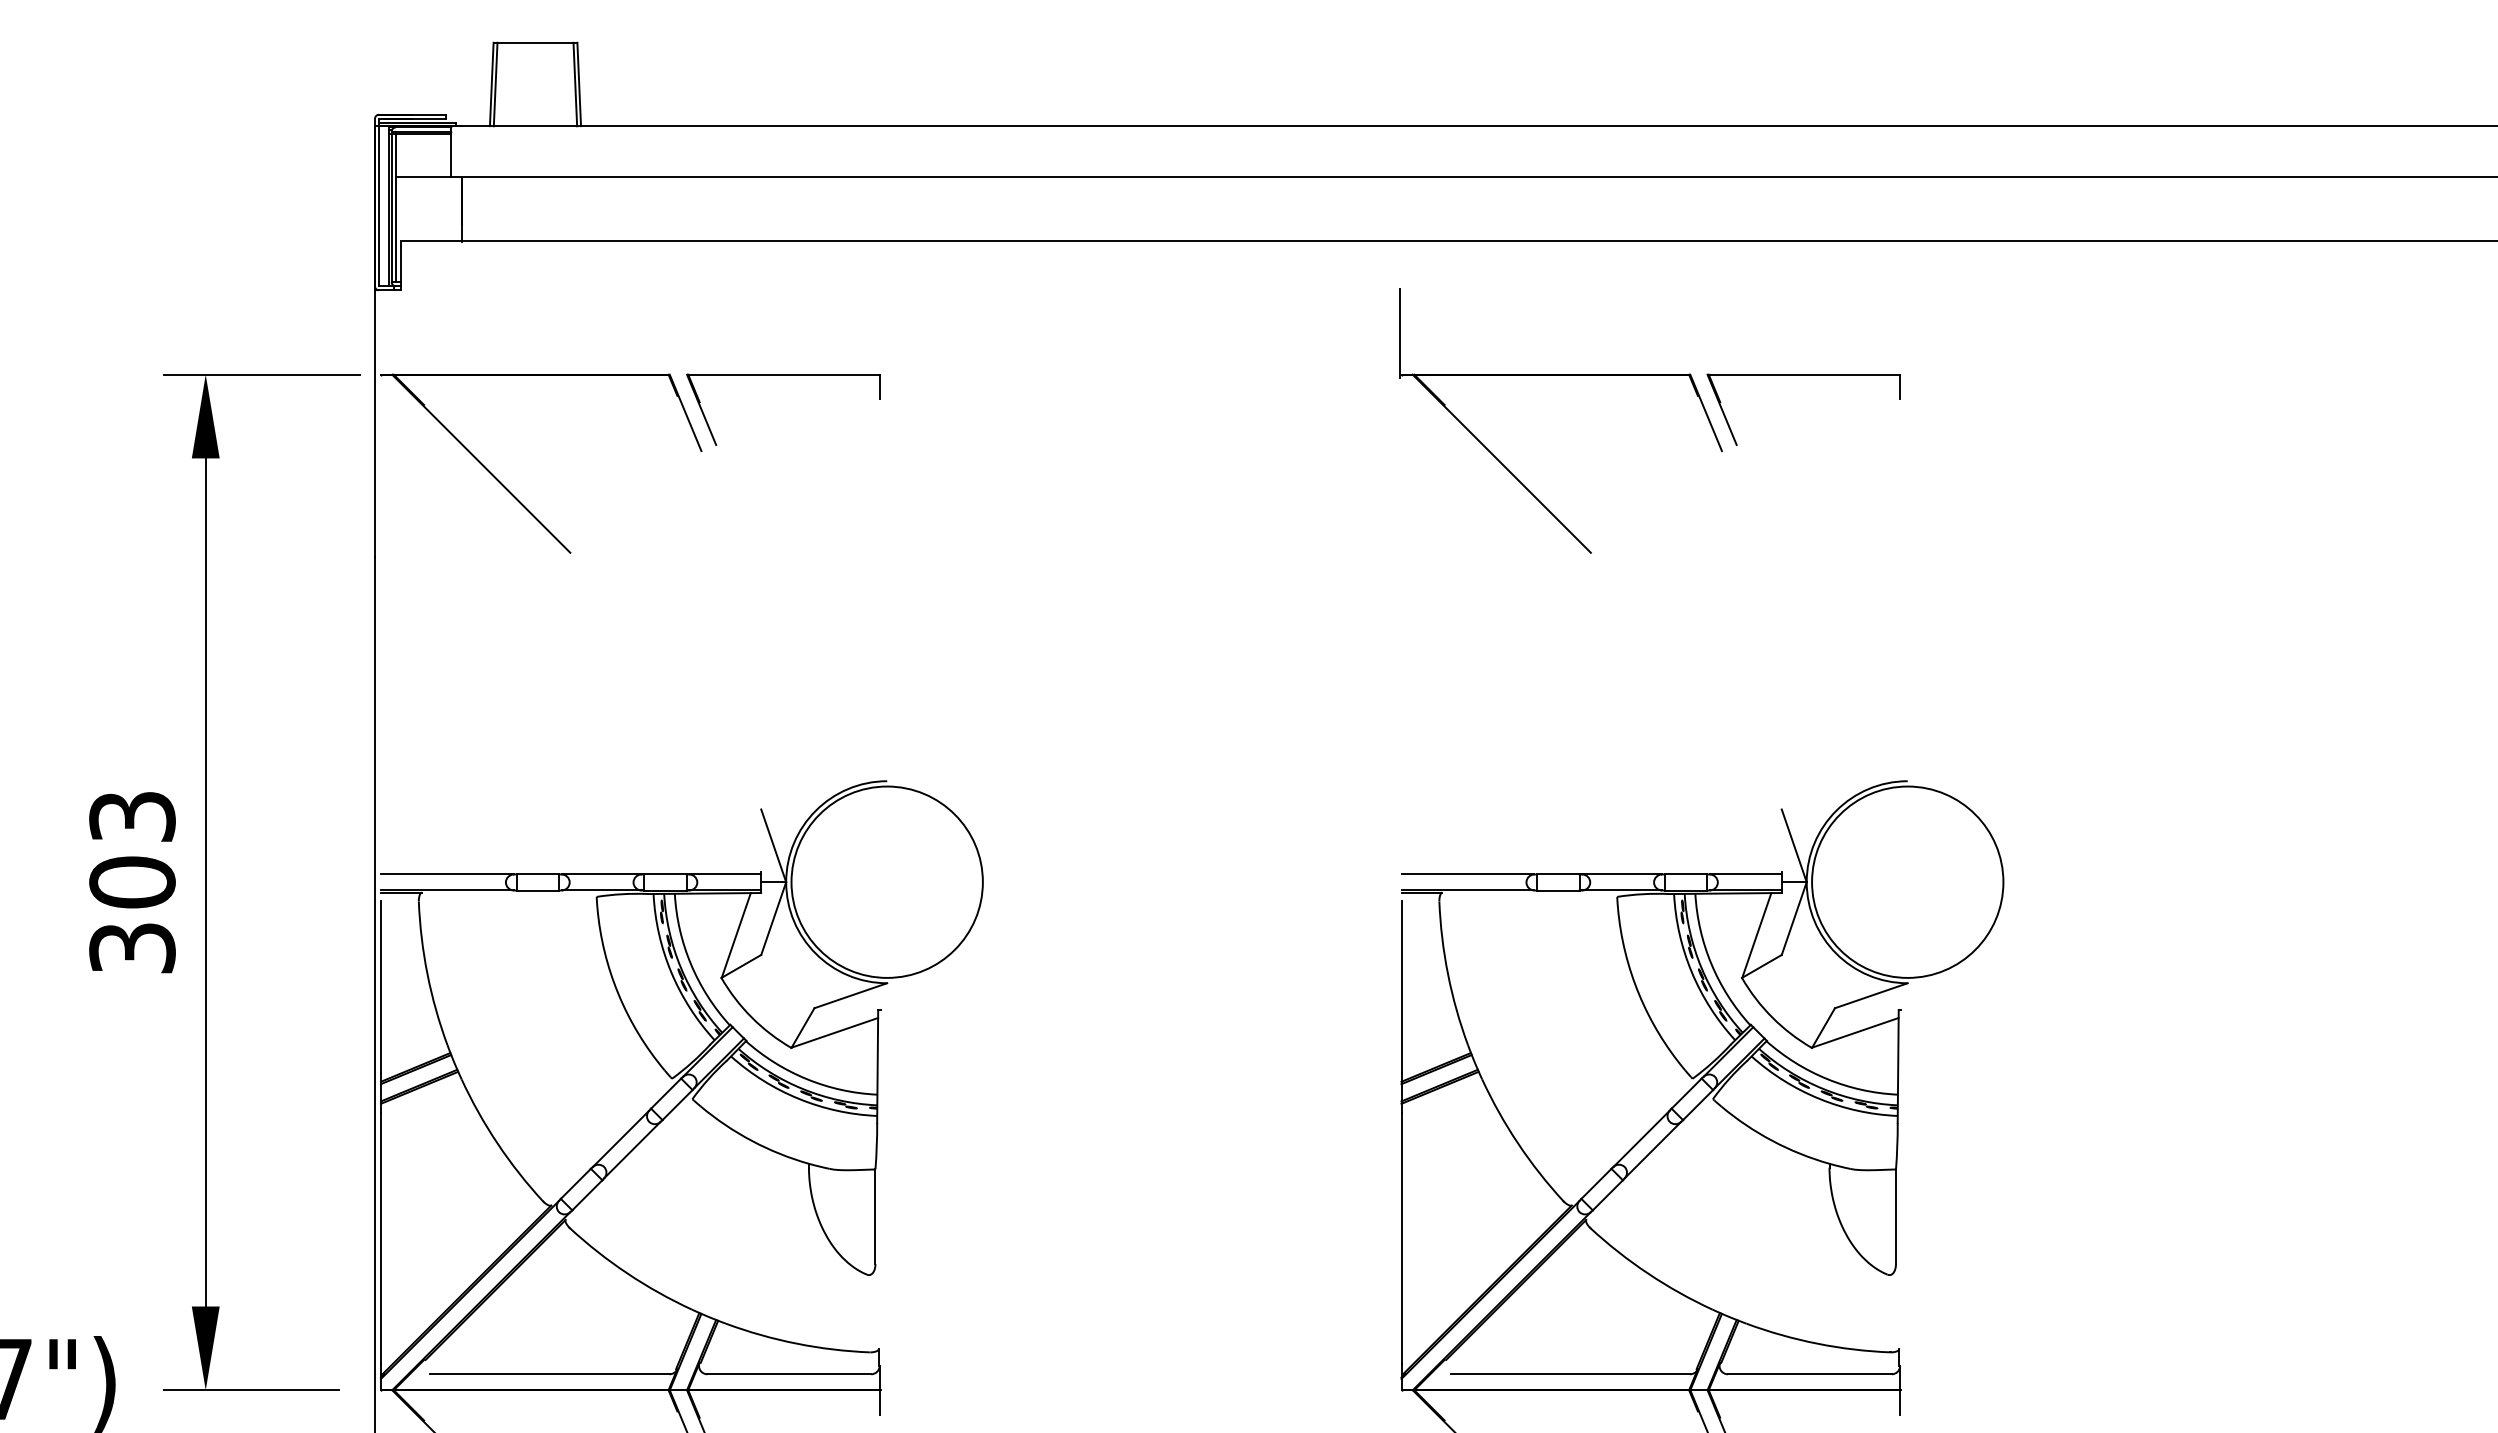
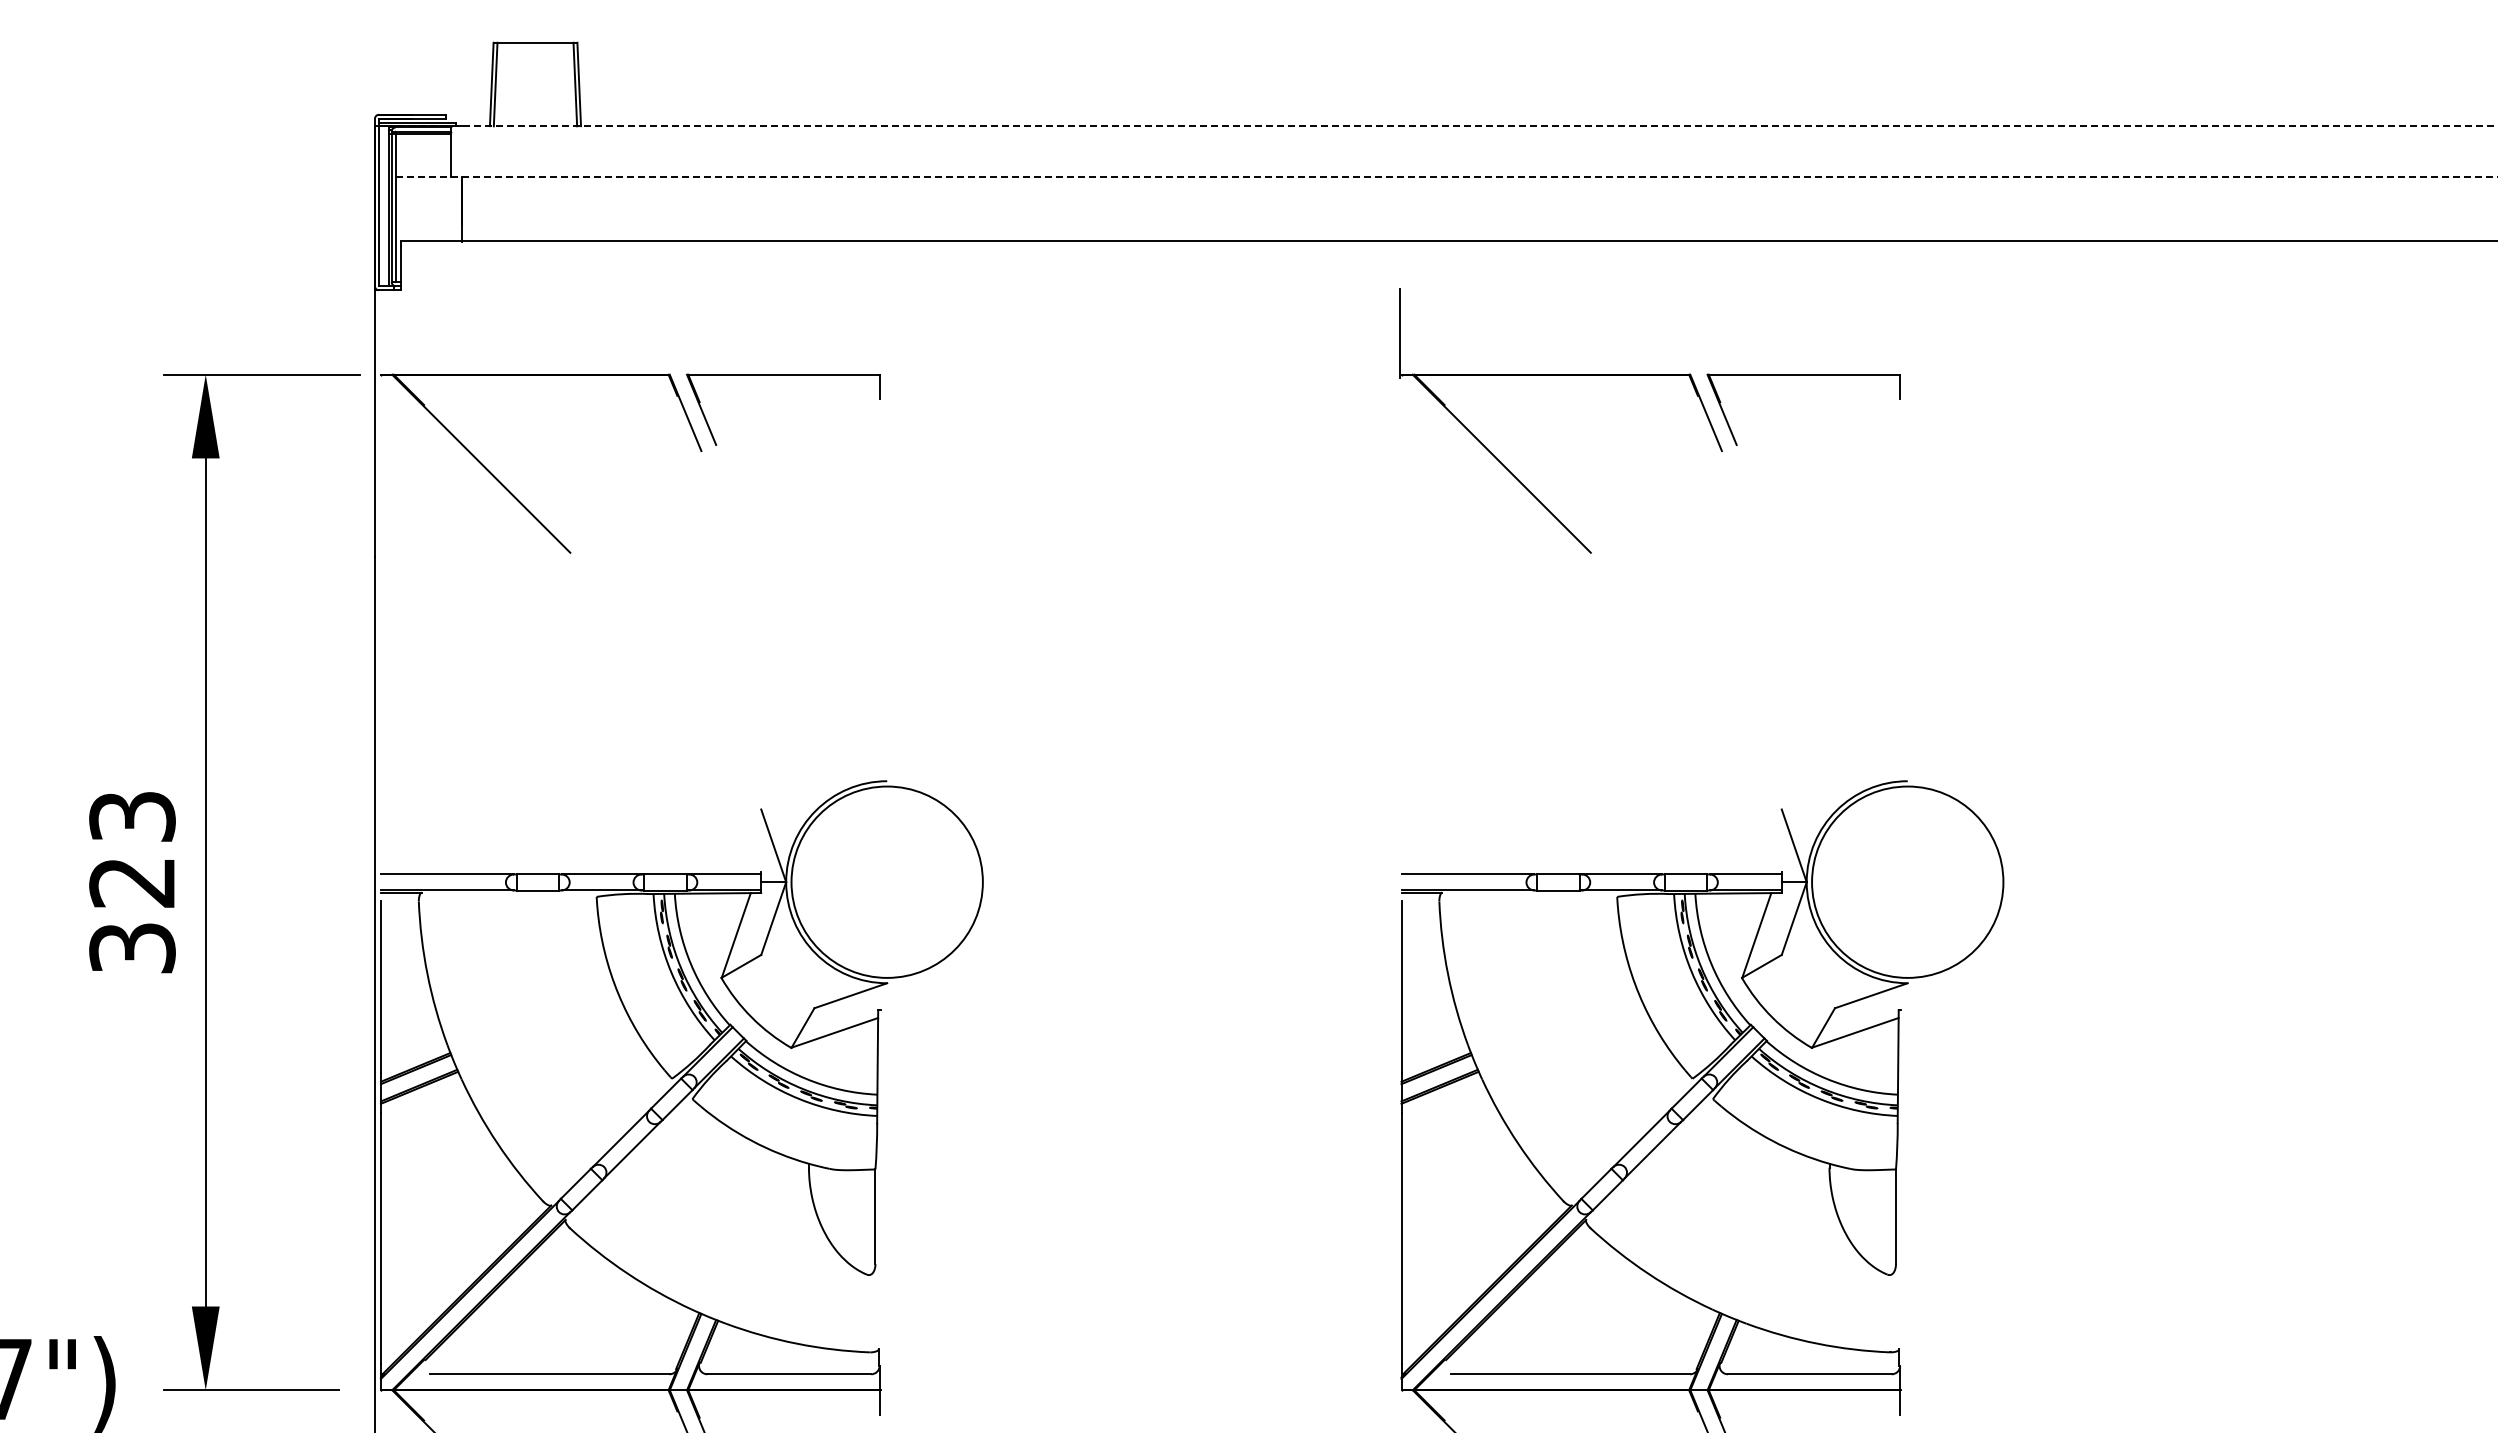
line: solid -> dashed (1436, 126)
line: solid -> dashed (1446, 177)
text: 303 -> 323 (132, 882)
